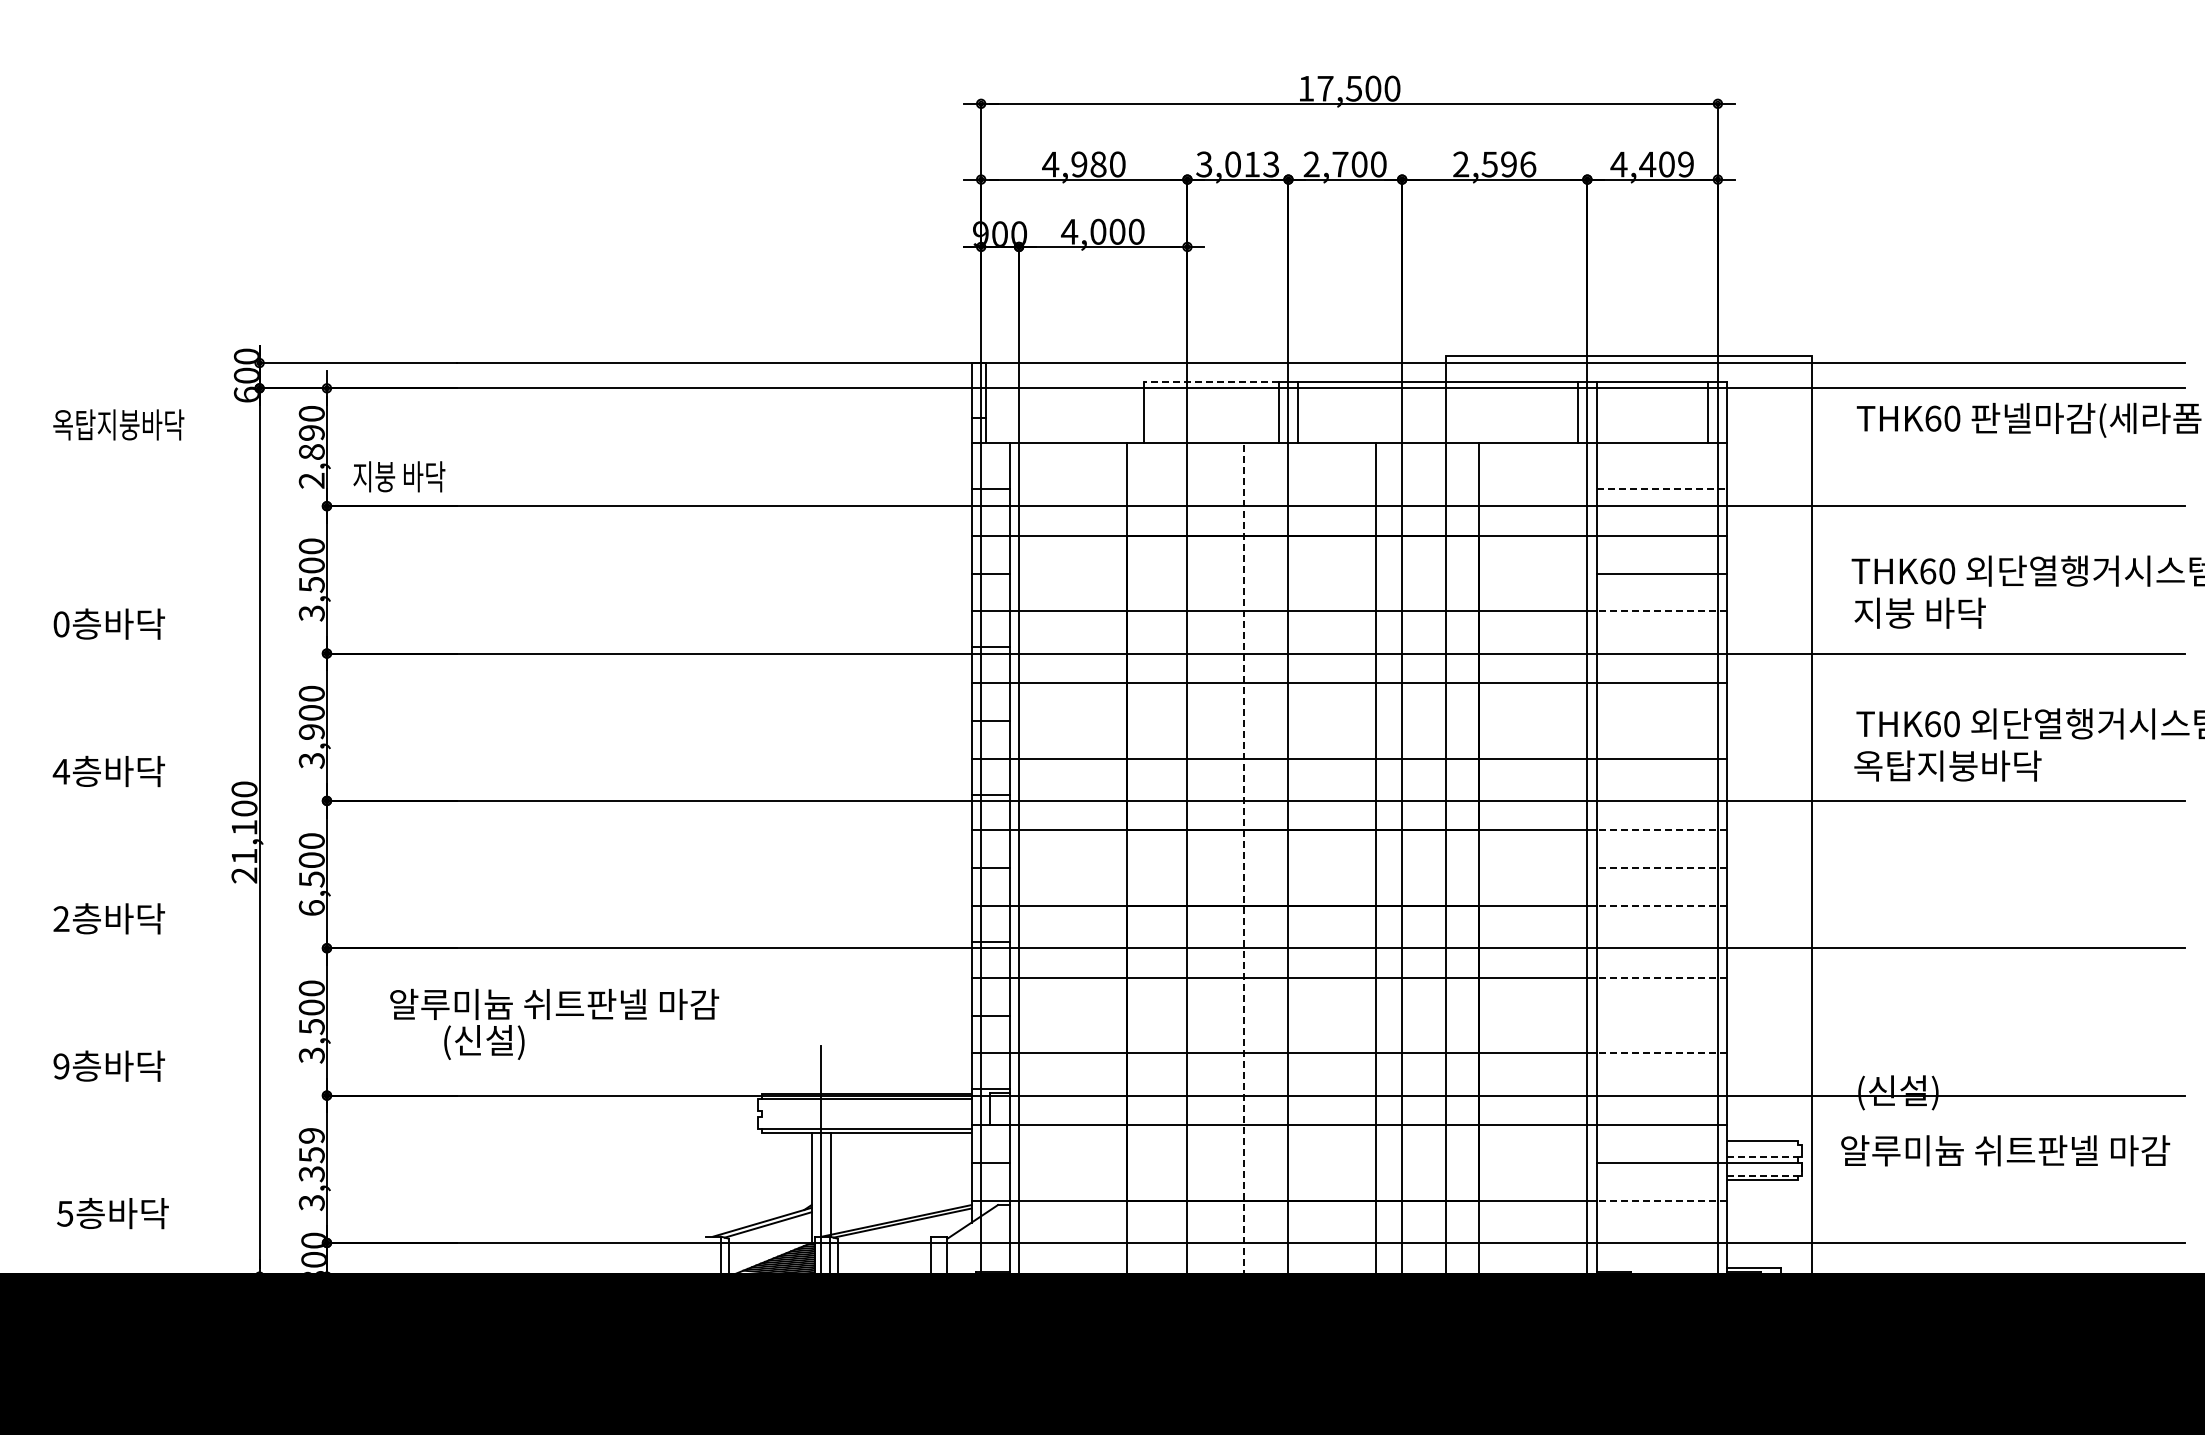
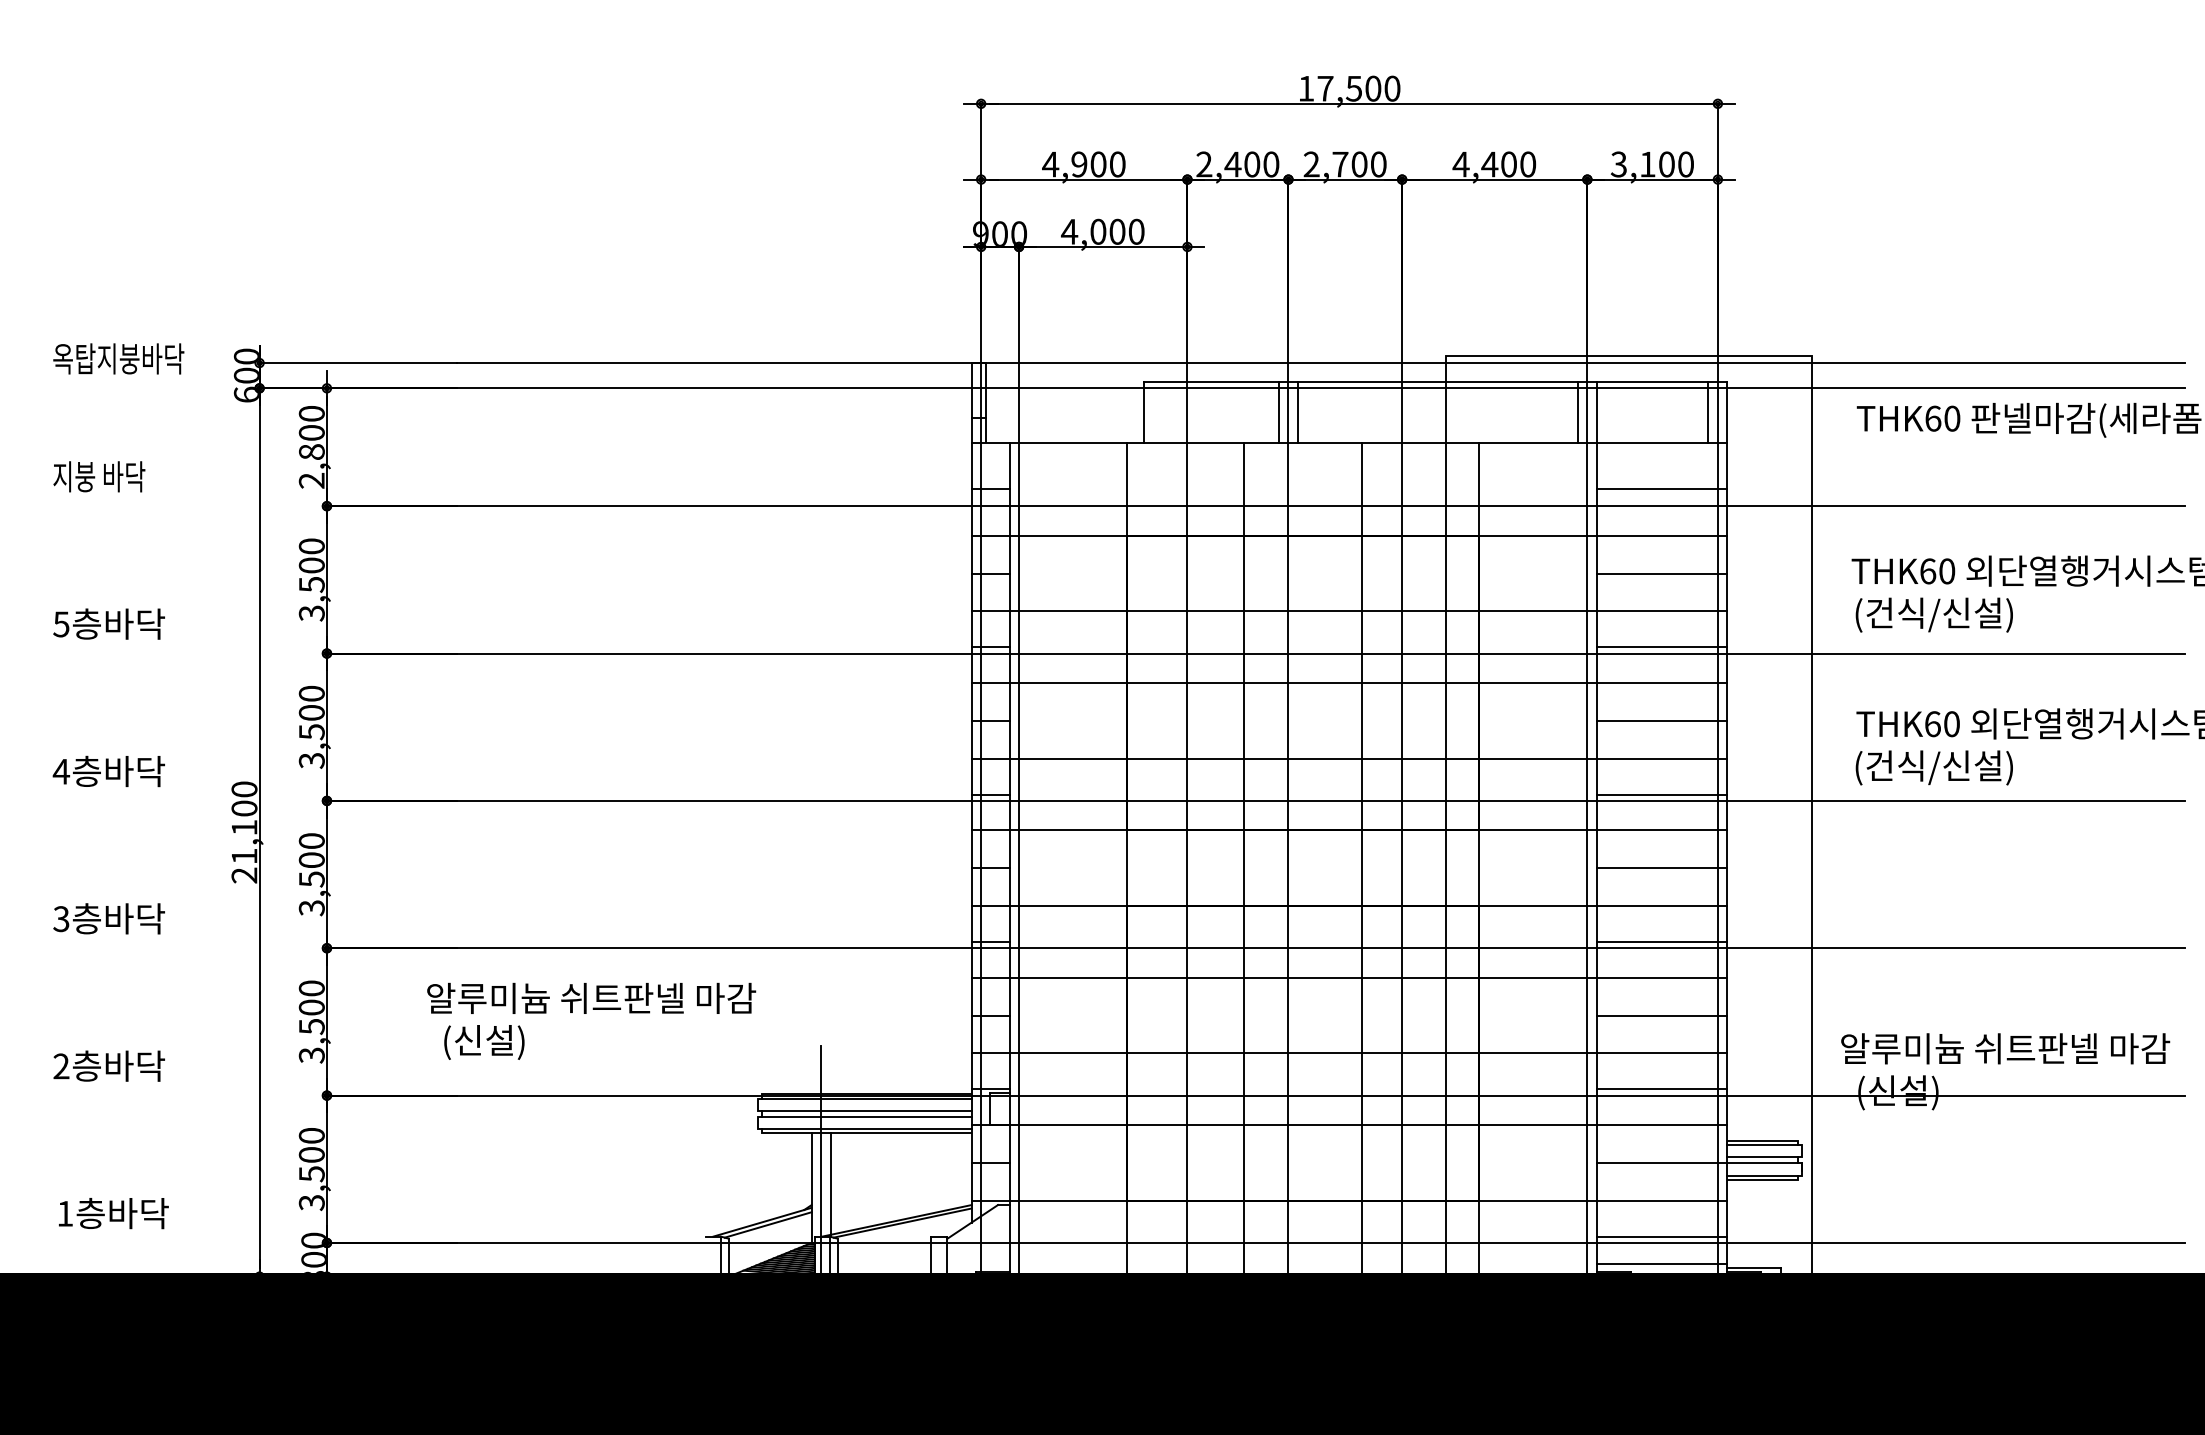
text: 4,980 -> 4,900 (1098, 164)
text: 3,013 -> 2,400 (1237, 164)
text: 2,596 -> 4,400 (1494, 164)
text: 4,409 -> 3,100 (1651, 164)
line: dashed -> solid (1211, 382)
text position: (118, 424) -> (118, 358) (118, 358)
text: 2,890 -> 2,800 (311, 432)
text position: (399, 476) -> (99, 476) (99, 476)
line: dashed -> solid (1662, 489)
line: dashed -> solid (1661, 611)
text: 지붕 바닥 -> (건식/신설) (1933, 614)
text: 0 -> 5 (61, 624)
line: none -> present (1661, 647)
line: none -> present (1661, 720)
text: 3,900 -> 3,500 (311, 732)
text: 옥탑지붕바닥 -> (건식/신설) (1947, 767)
line: none -> present (1661, 794)
line: dashed -> solid (1661, 830)
line: dashed -> solid (1244, 859)
line position: (1375, 859) -> (1361, 859) (1361, 859)
line: dashed -> solid (1661, 868)
line: dashed -> solid (1661, 906)
text: 6,500 -> 3,500 (311, 908)
text: 2 -> 3 (61, 919)
line: none -> present (1661, 941)
line: dashed -> solid (1661, 977)
text position: (554, 1003) -> (591, 997) (591, 997)
line: none -> present (1661, 1015)
line: dashed -> solid (1661, 1053)
text: 9 -> 2 (61, 1066)
line: none -> present (1661, 1089)
line: none -> present (866, 1111)
line: none -> present (866, 1116)
line: none -> present (1762, 1144)
text position: (2005, 1150) -> (2005, 1048) (2005, 1048)
text: 3,359 -> 3,500 (311, 1154)
line: dashed -> solid (1763, 1157)
line: dashed -> solid (1763, 1175)
line: dashed -> solid (1661, 1200)
text: 5 -> 1 (65, 1213)
line: none -> present (1661, 1236)
line: none -> present (1661, 1263)
